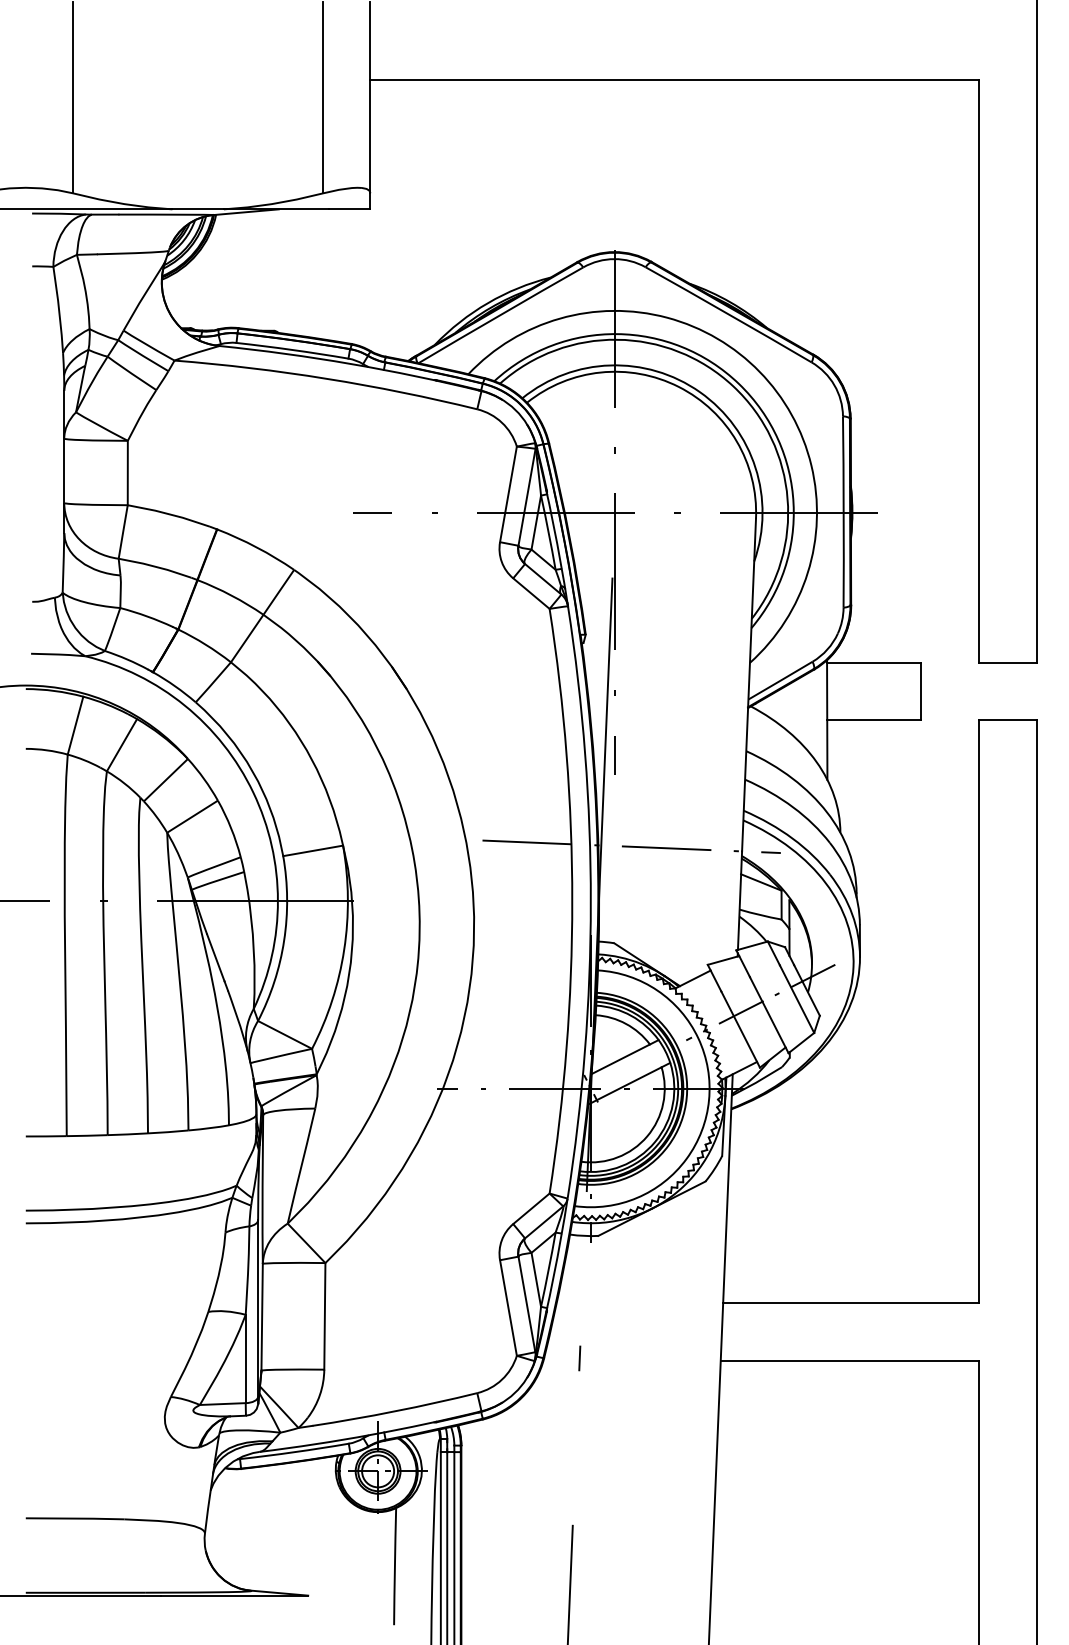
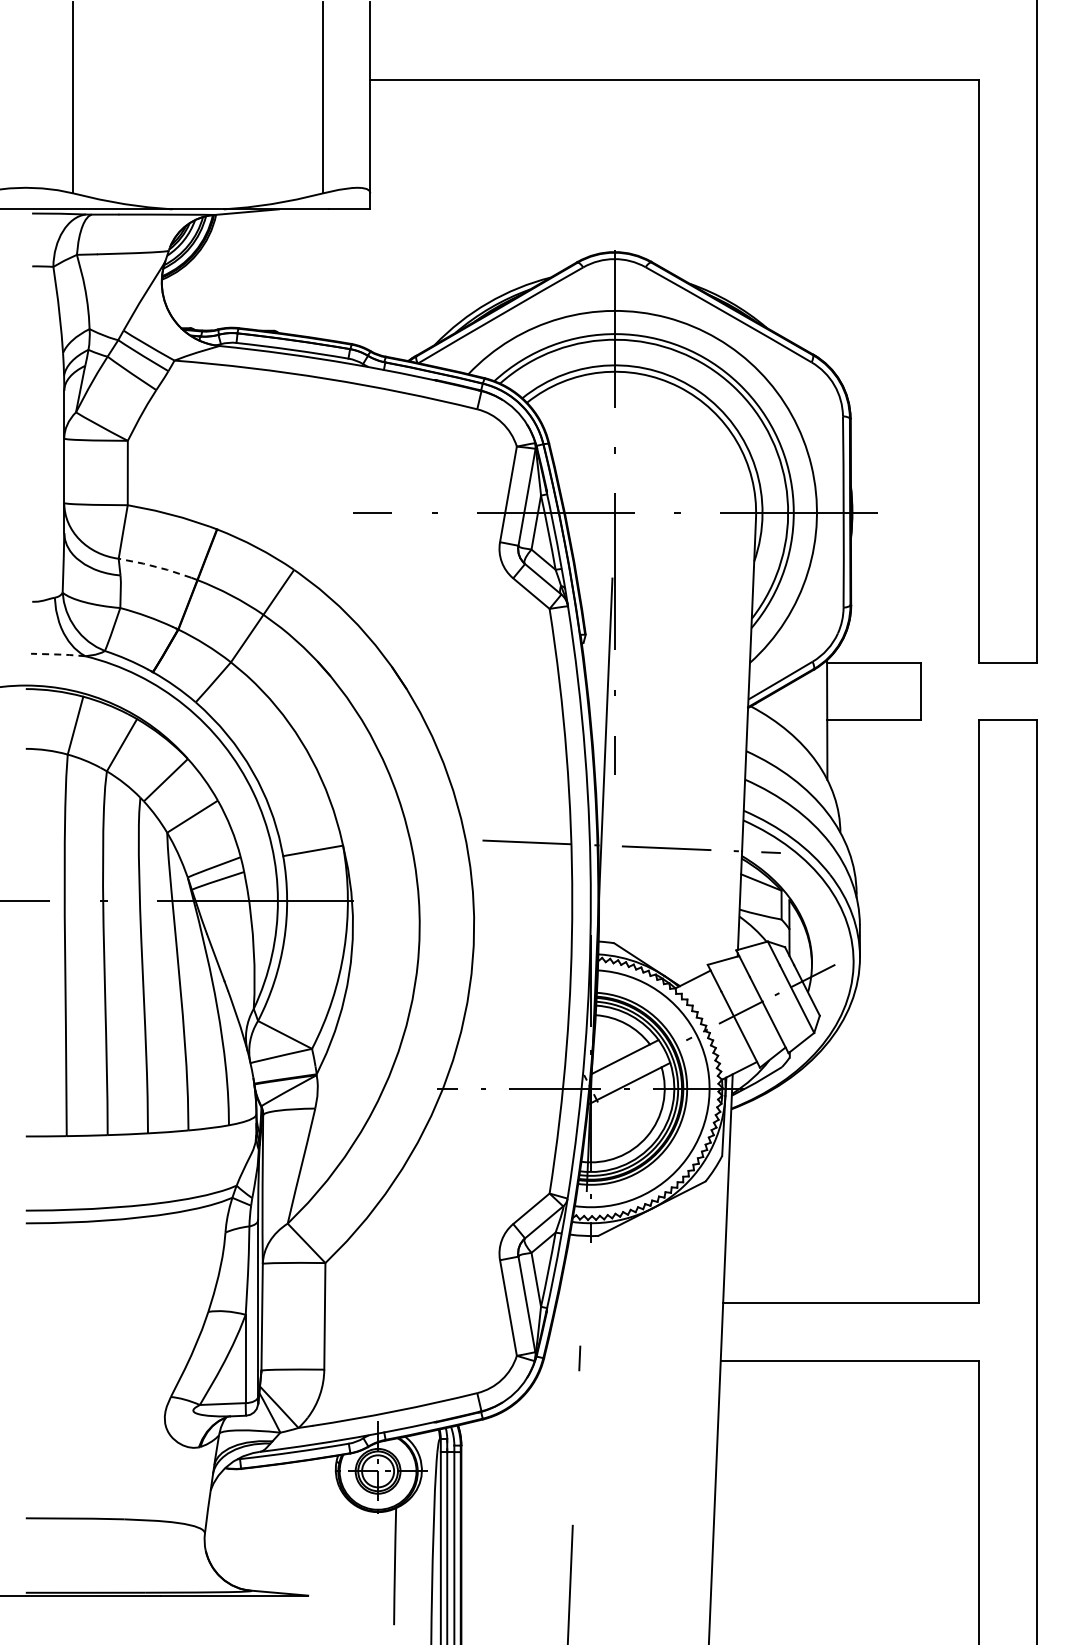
line: solid -> dashed (155, 566)
line: solid -> dashed (59, 654)
